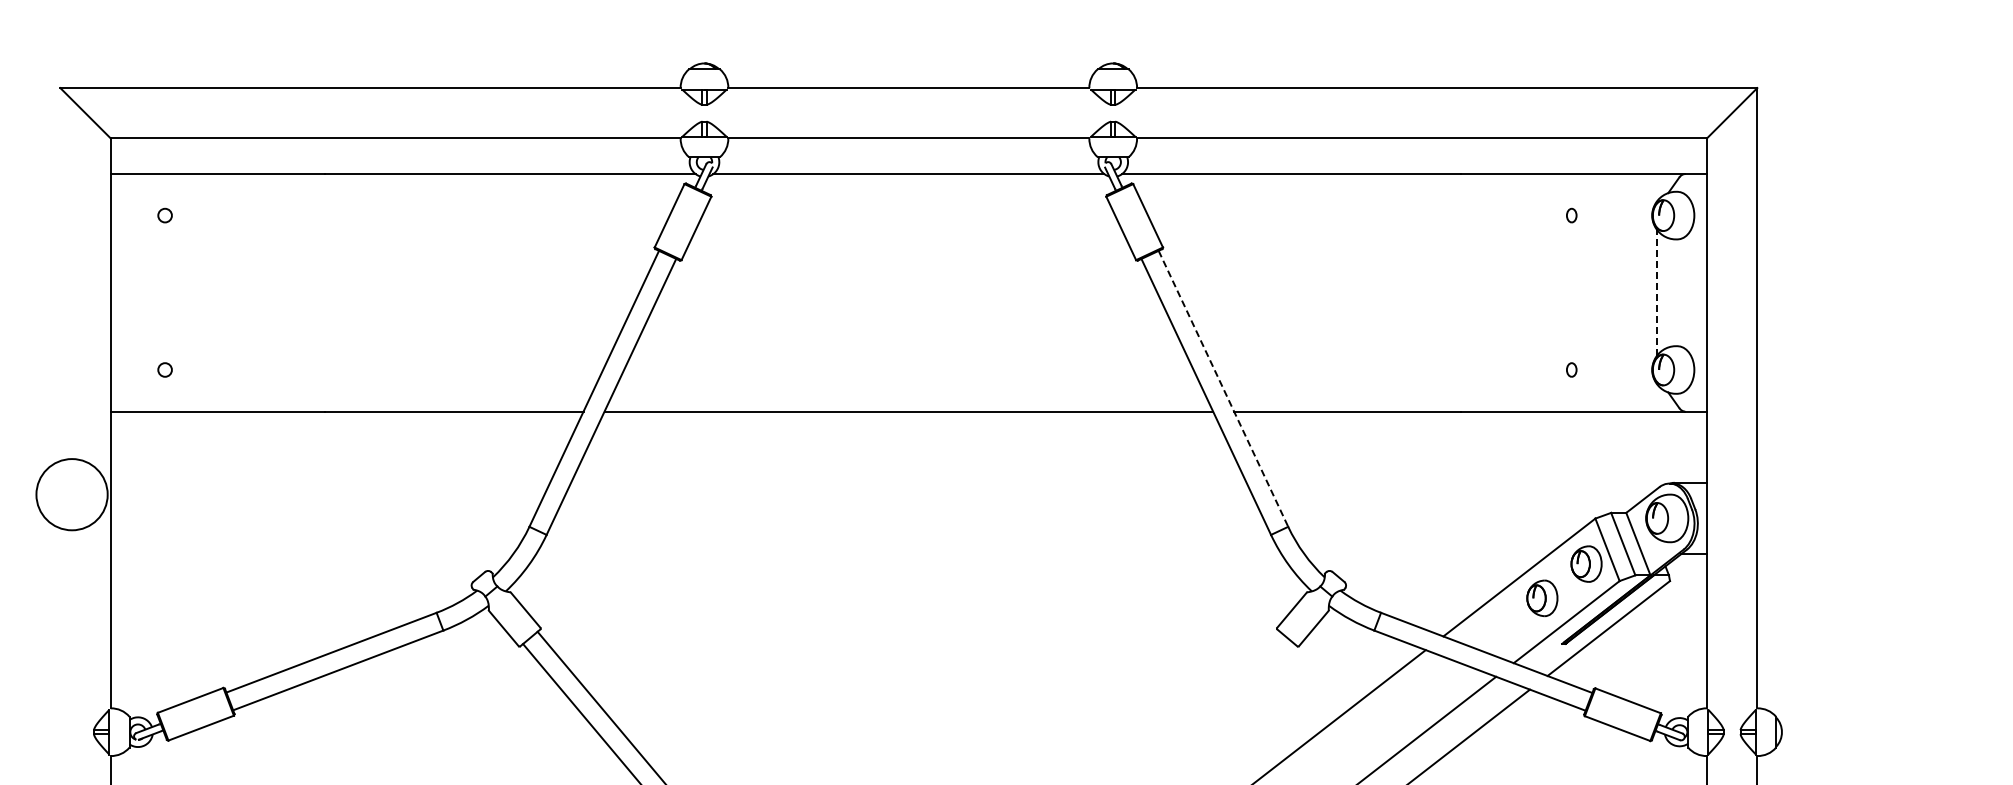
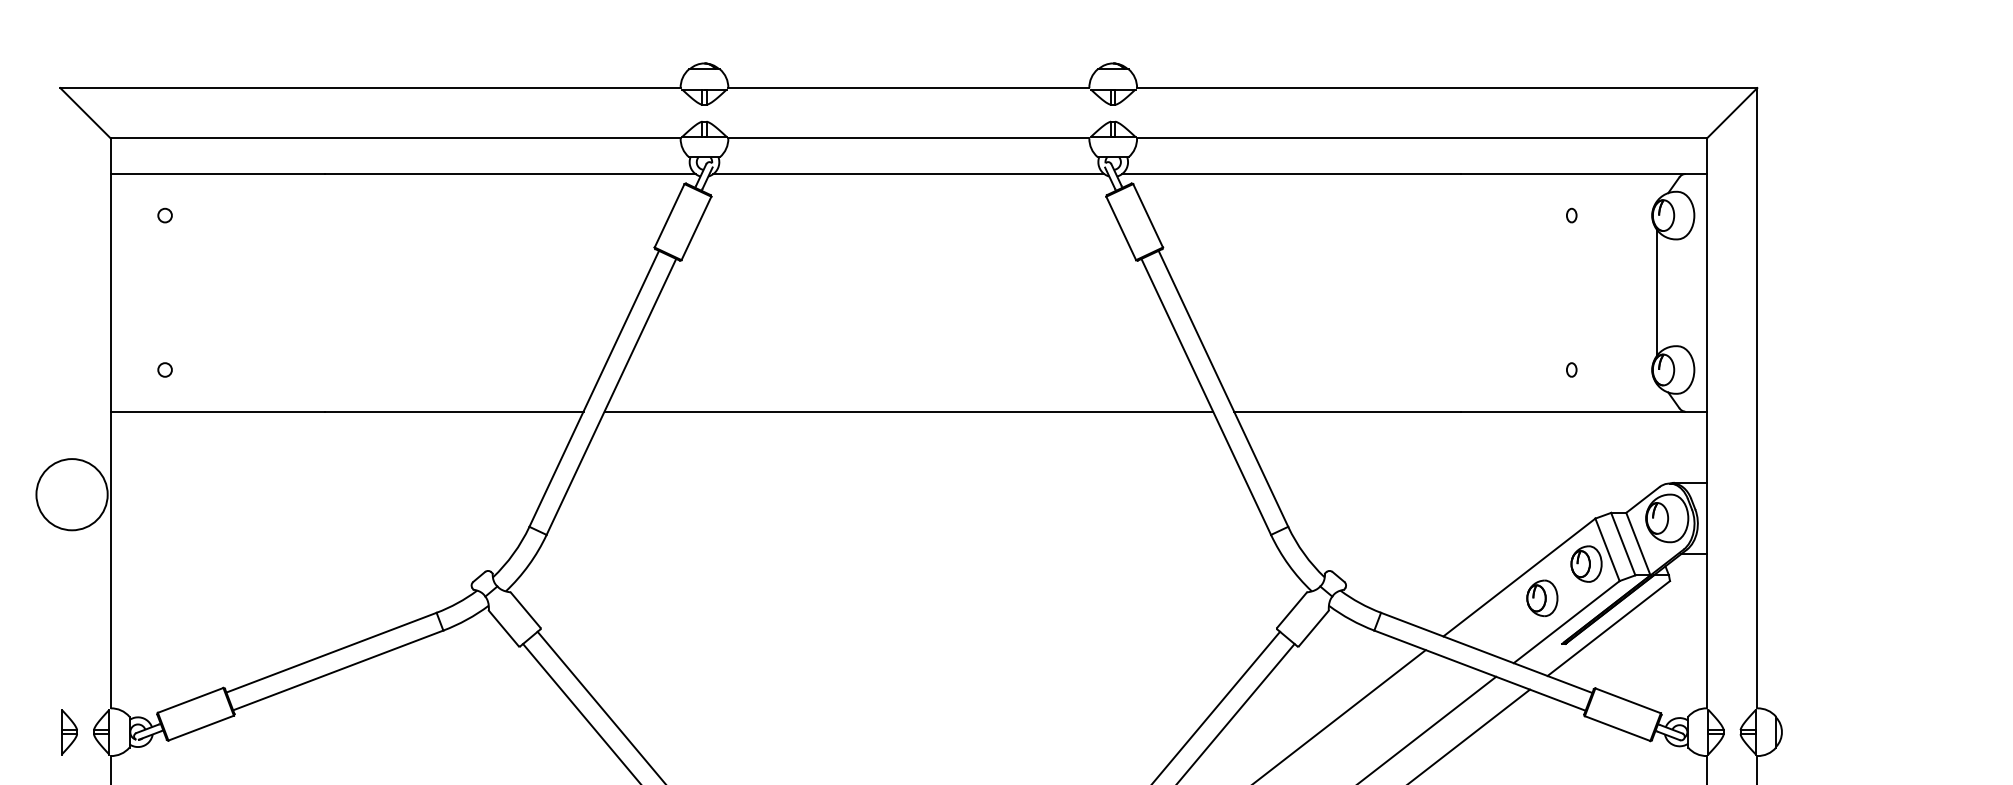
line: dashed -> solid (1656, 292)
line: dashed -> solid (1223, 389)
line: none -> present (1216, 706)
line: none -> present (1236, 712)
part: none -> present (69, 732)
